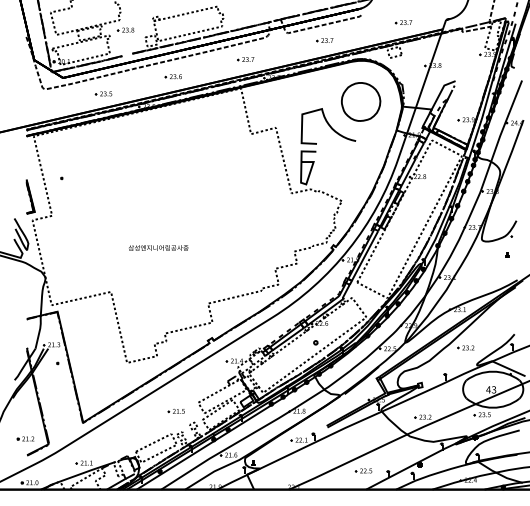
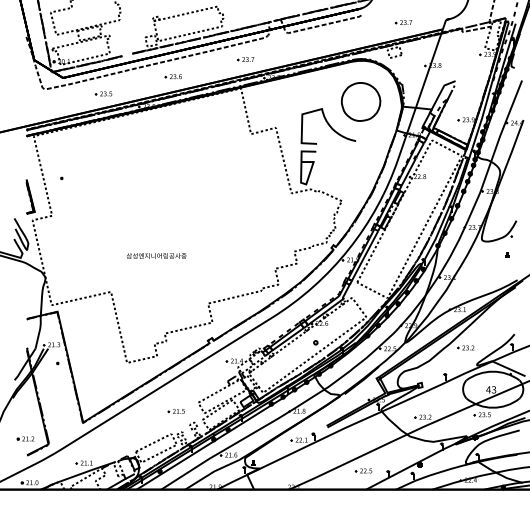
part: present -> none (125, 29)
part: present -> none (324, 40)
text position: (158, 247) -> (156, 255) (156, 255)
